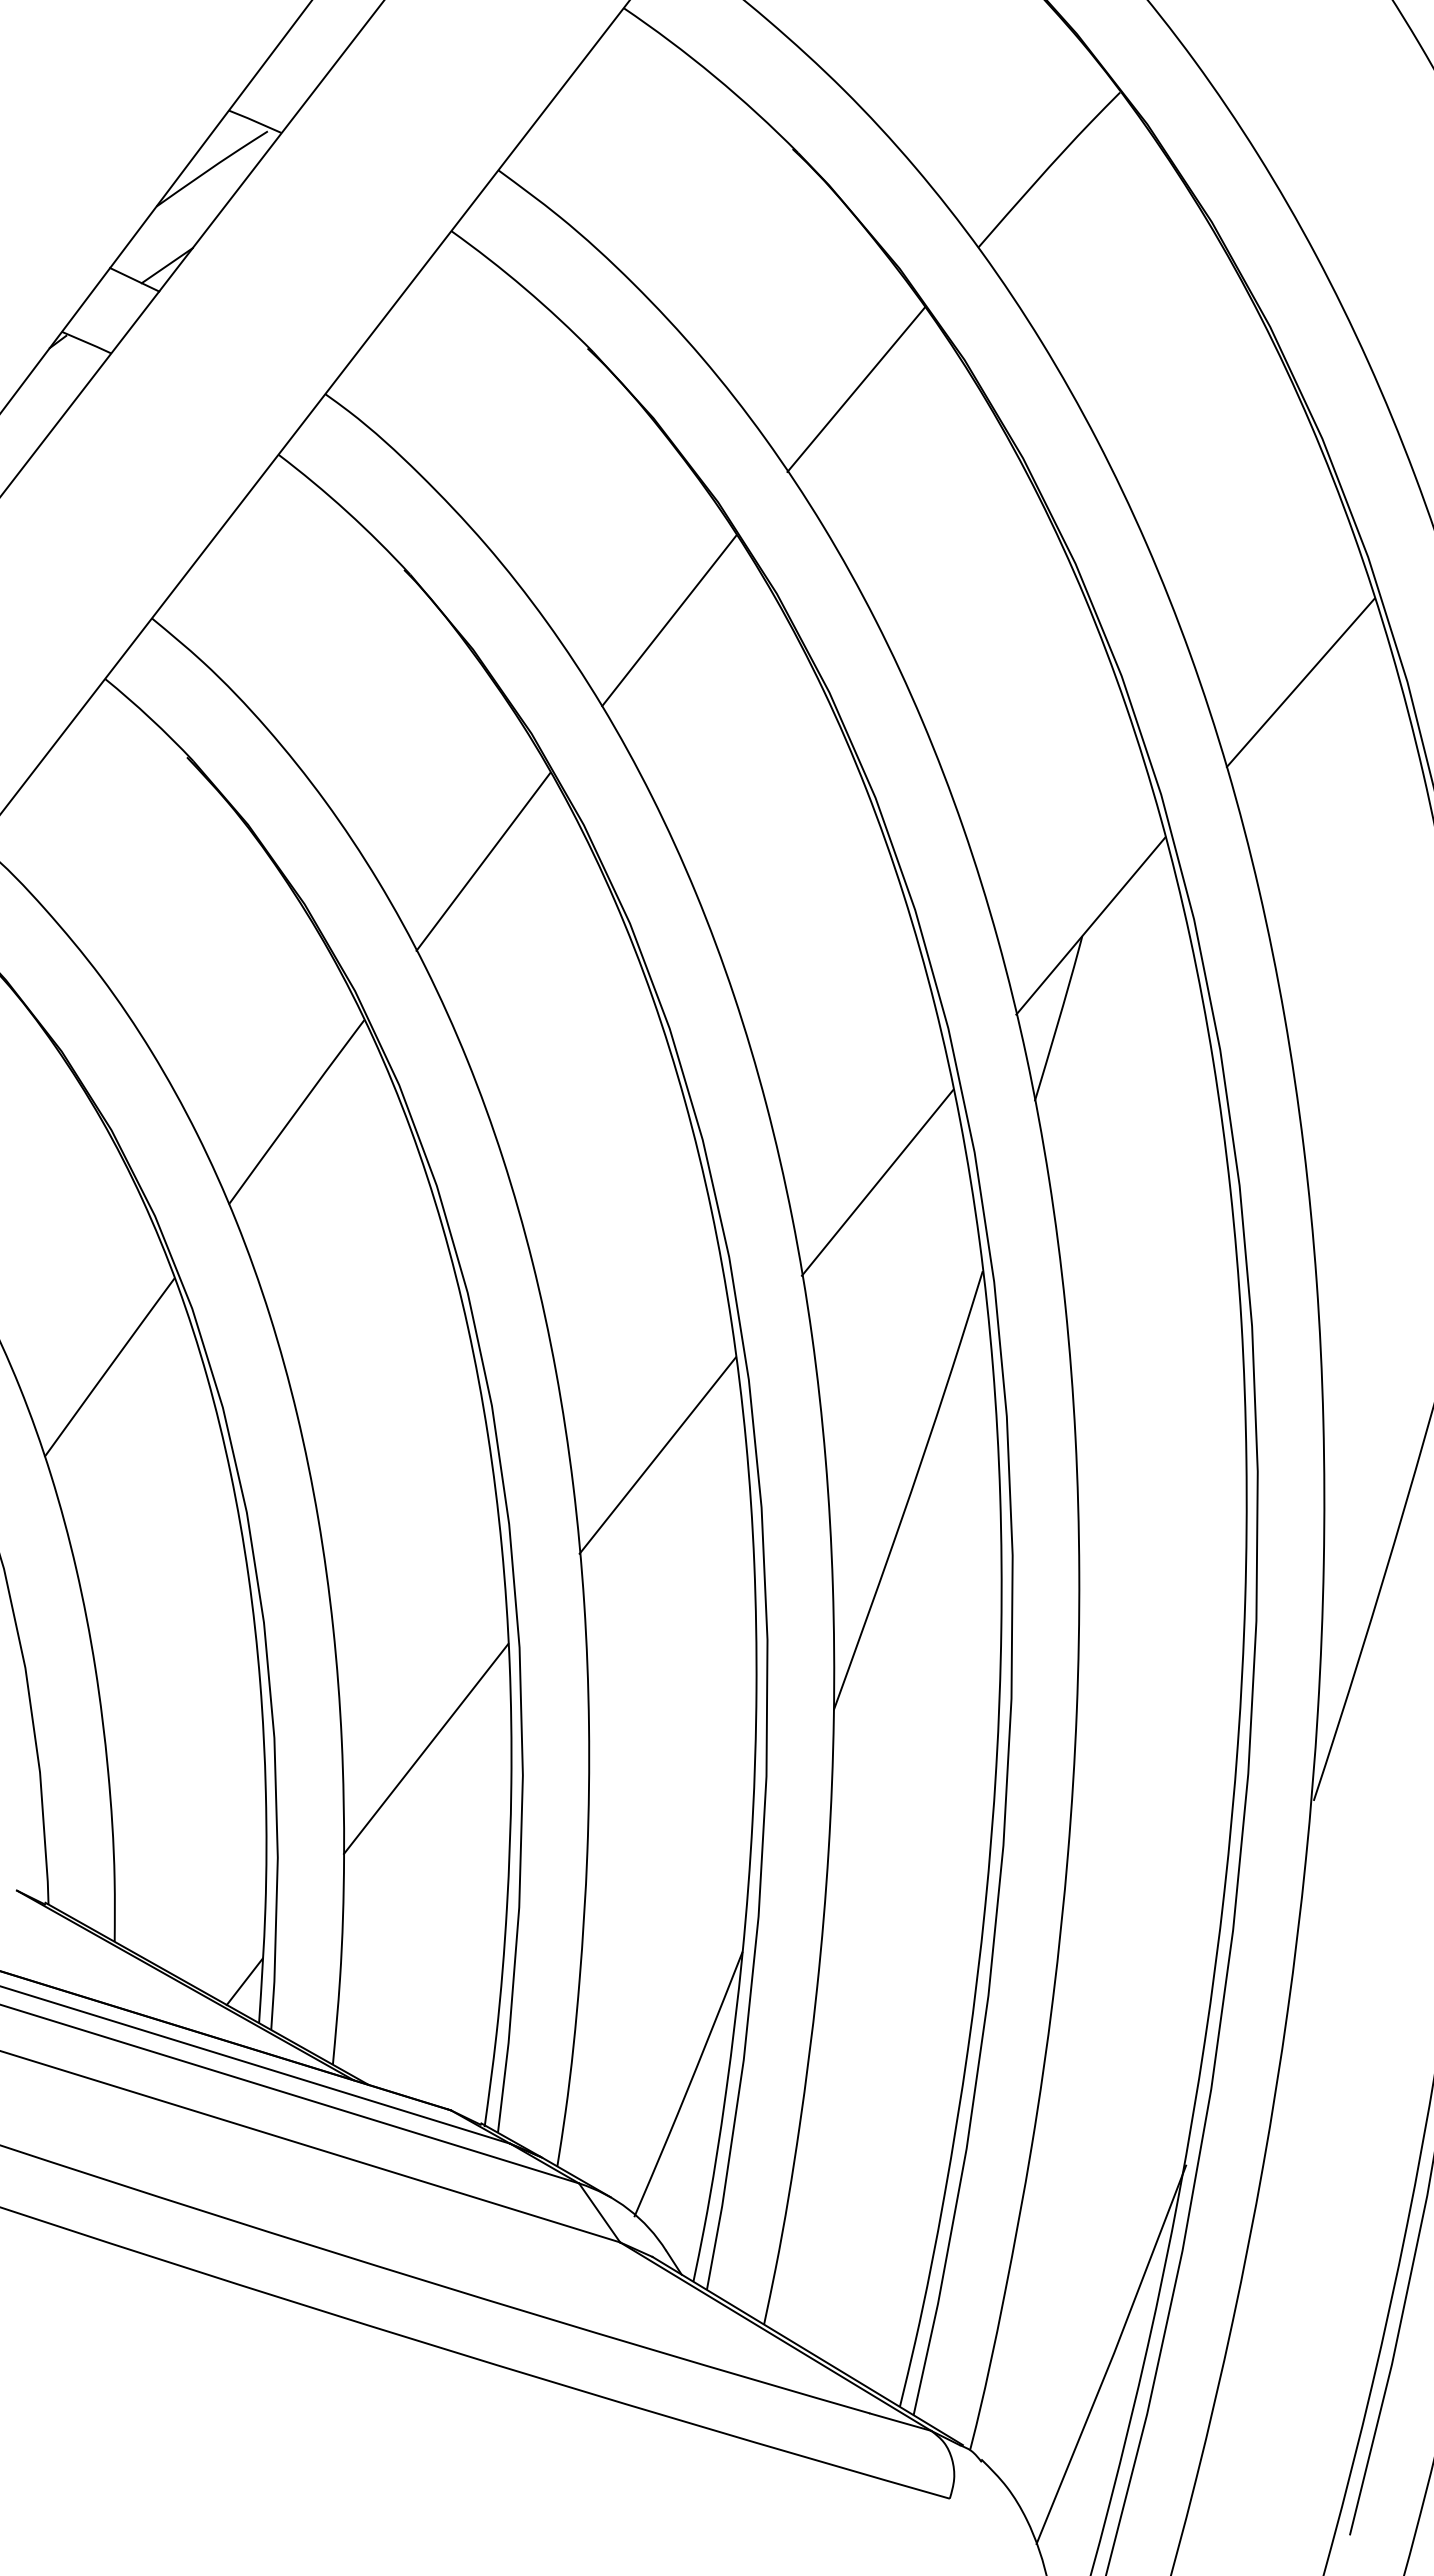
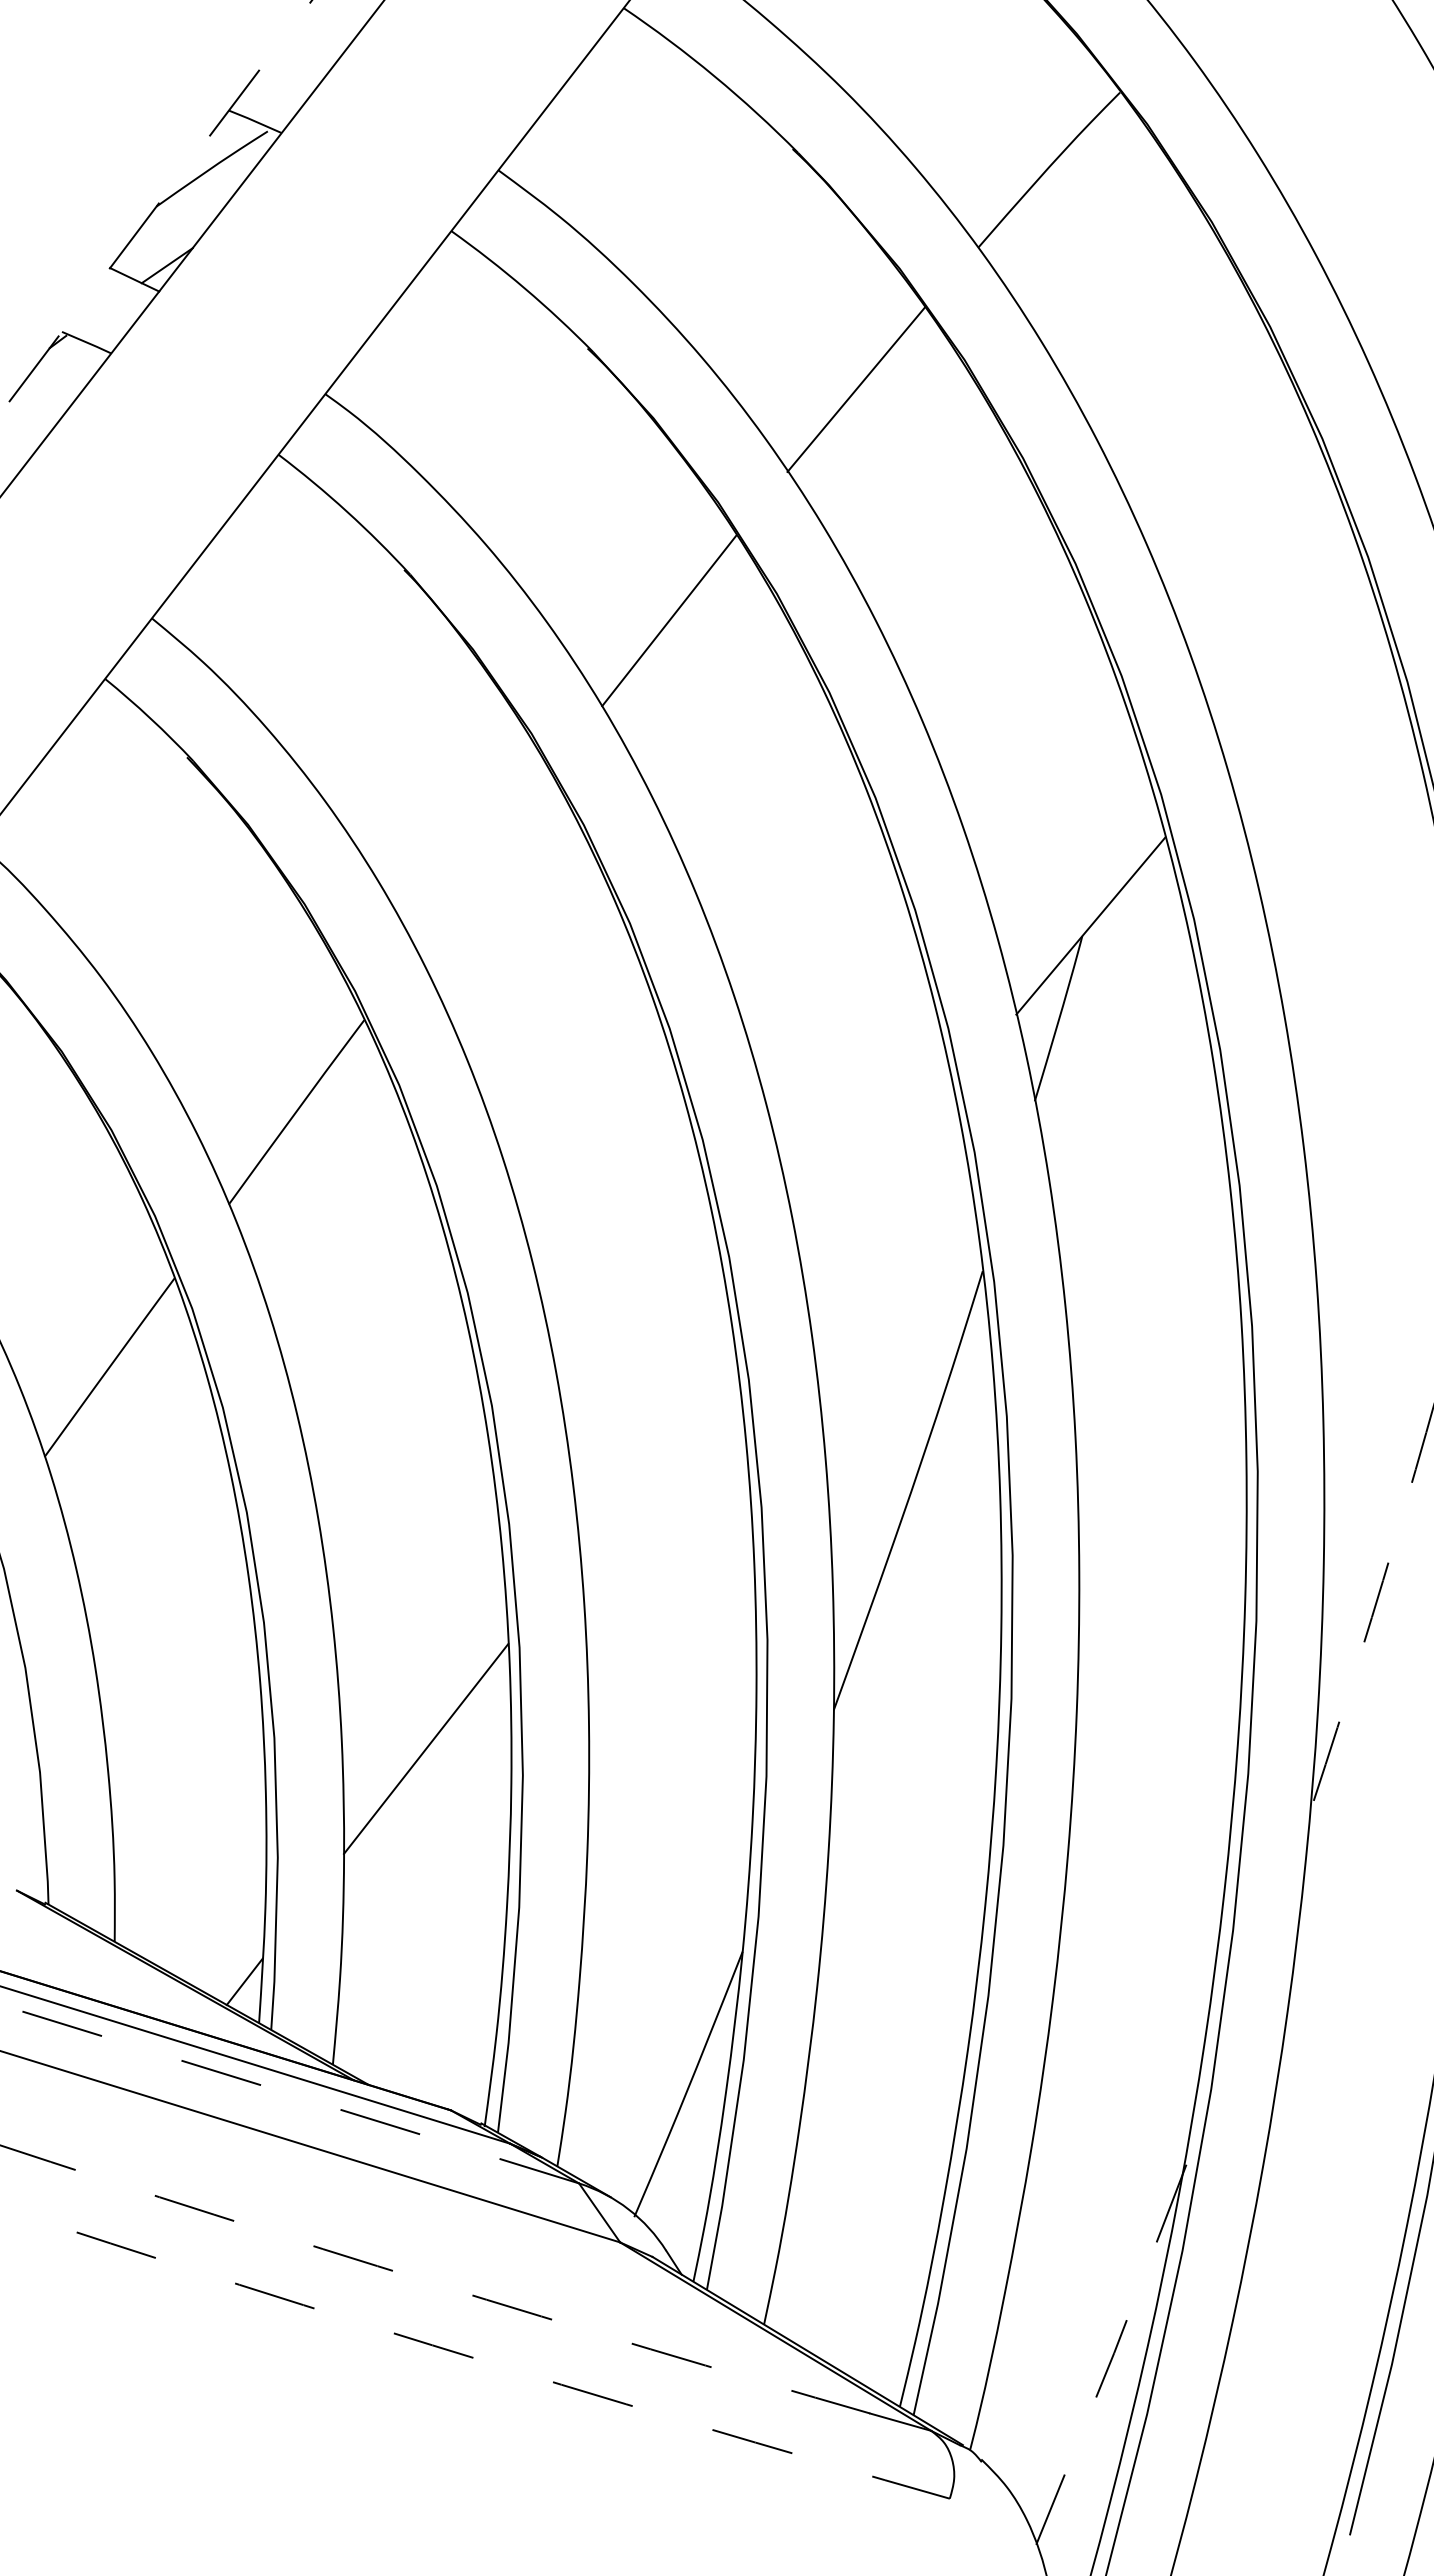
line: solid -> dashed (156, 207)
line: present -> none (1300, 682)
line: present -> none (483, 861)
line: present -> none (877, 1182)
line: present -> none (657, 1455)
arc: solid -> dashed (1375, 1604)
line: solid -> dashed (289, 2094)
arc: solid -> dashed (434, 2283)
line: solid -> dashed (1113, 2354)
arc: solid -> dashed (473, 2357)
